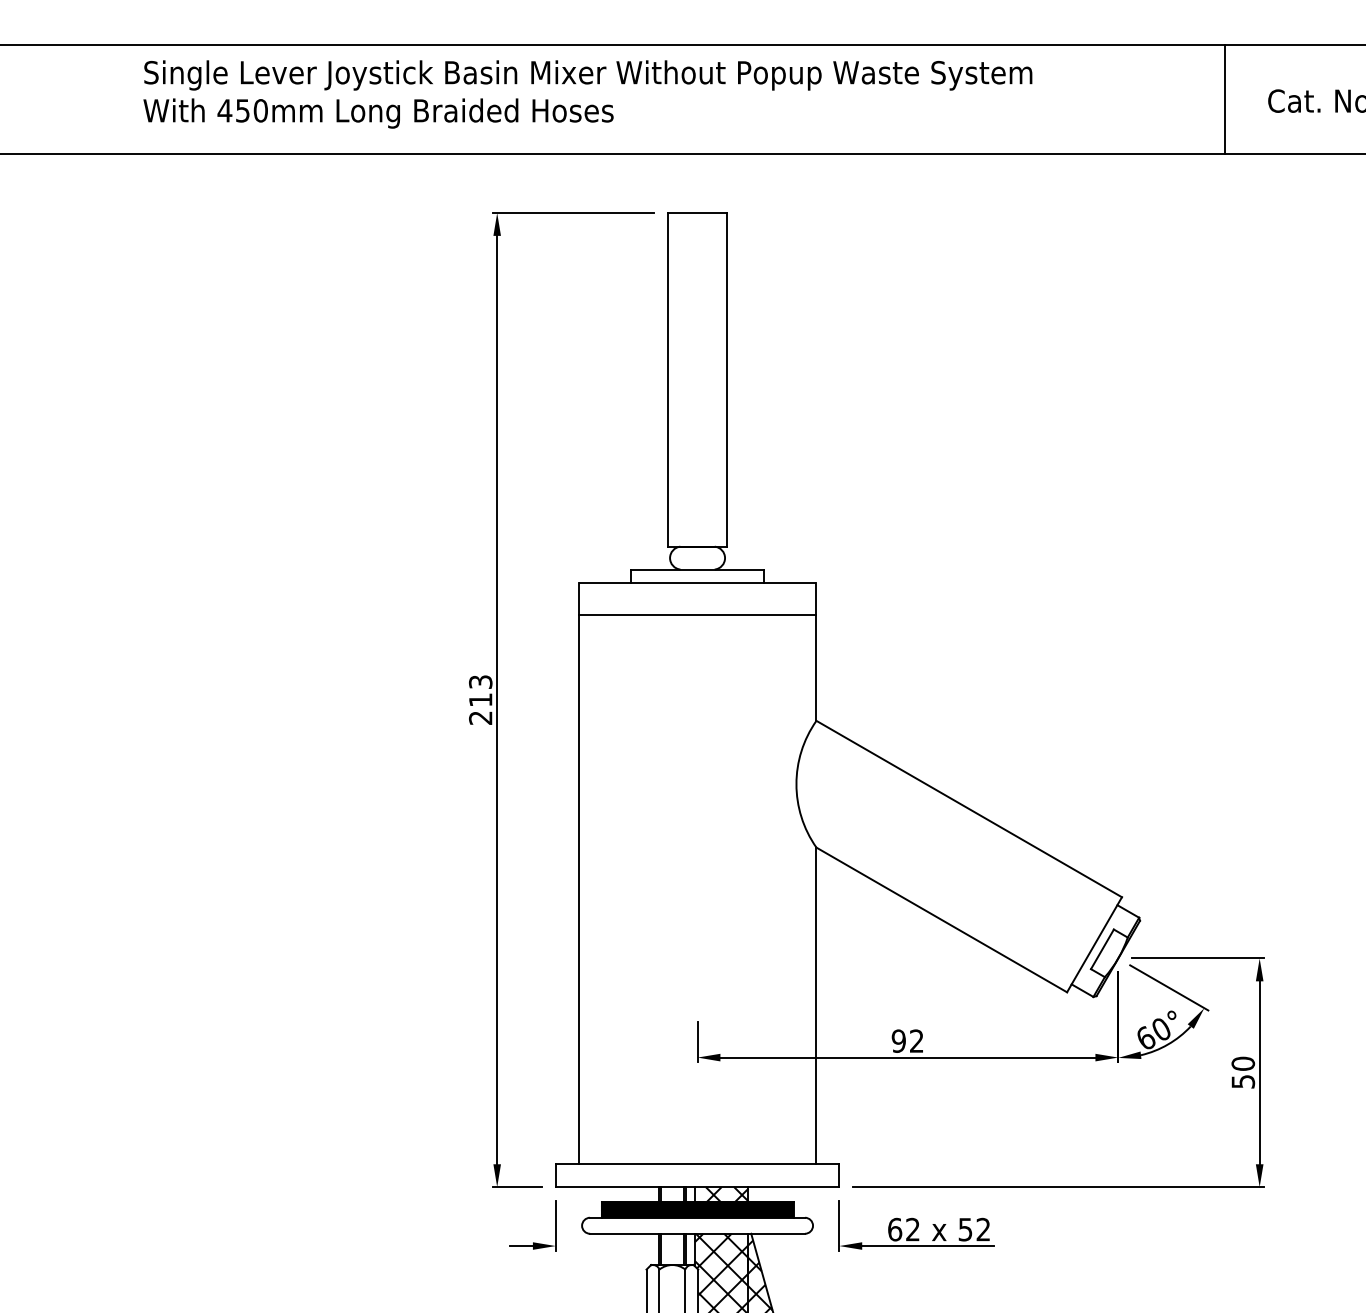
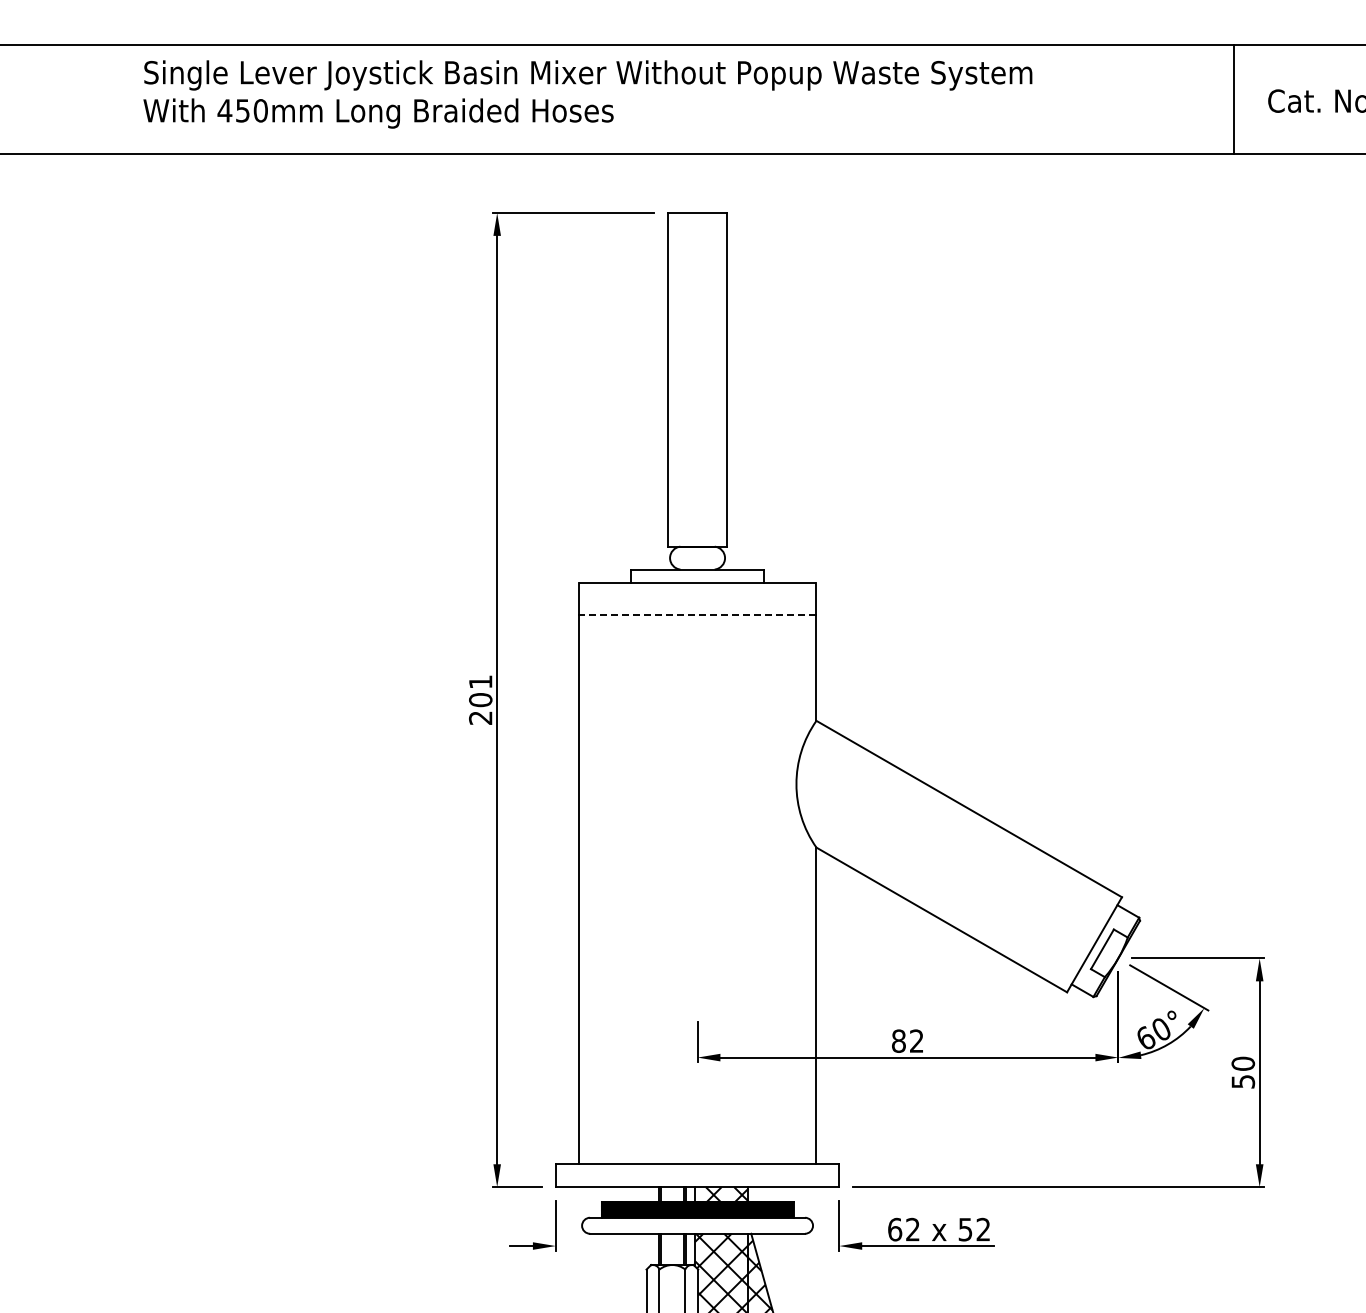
line position: (1224, 99) -> (1233, 99) (1233, 99)
line: solid -> dashed (697, 615)
text: 213 -> 201 (480, 691)
text: 92 -> 82 (898, 1040)
